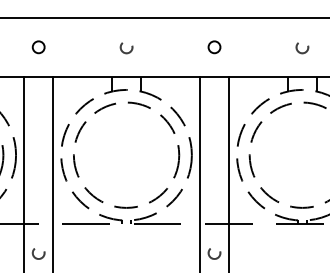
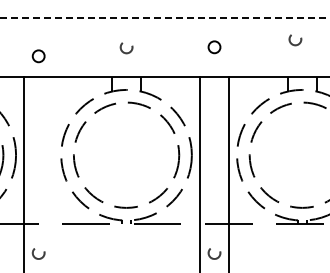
line: solid -> dashed (164, 18)
circle position: (38, 47) -> (38, 56) (38, 56)
circle position: (302, 48) -> (295, 40) (295, 40)
line: present -> none (52, 172)
